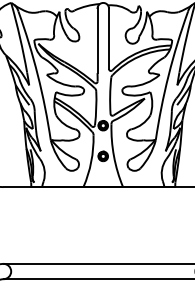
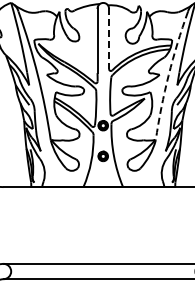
line: solid -> dashed (109, 39)
arc: solid -> dashed (168, 75)
